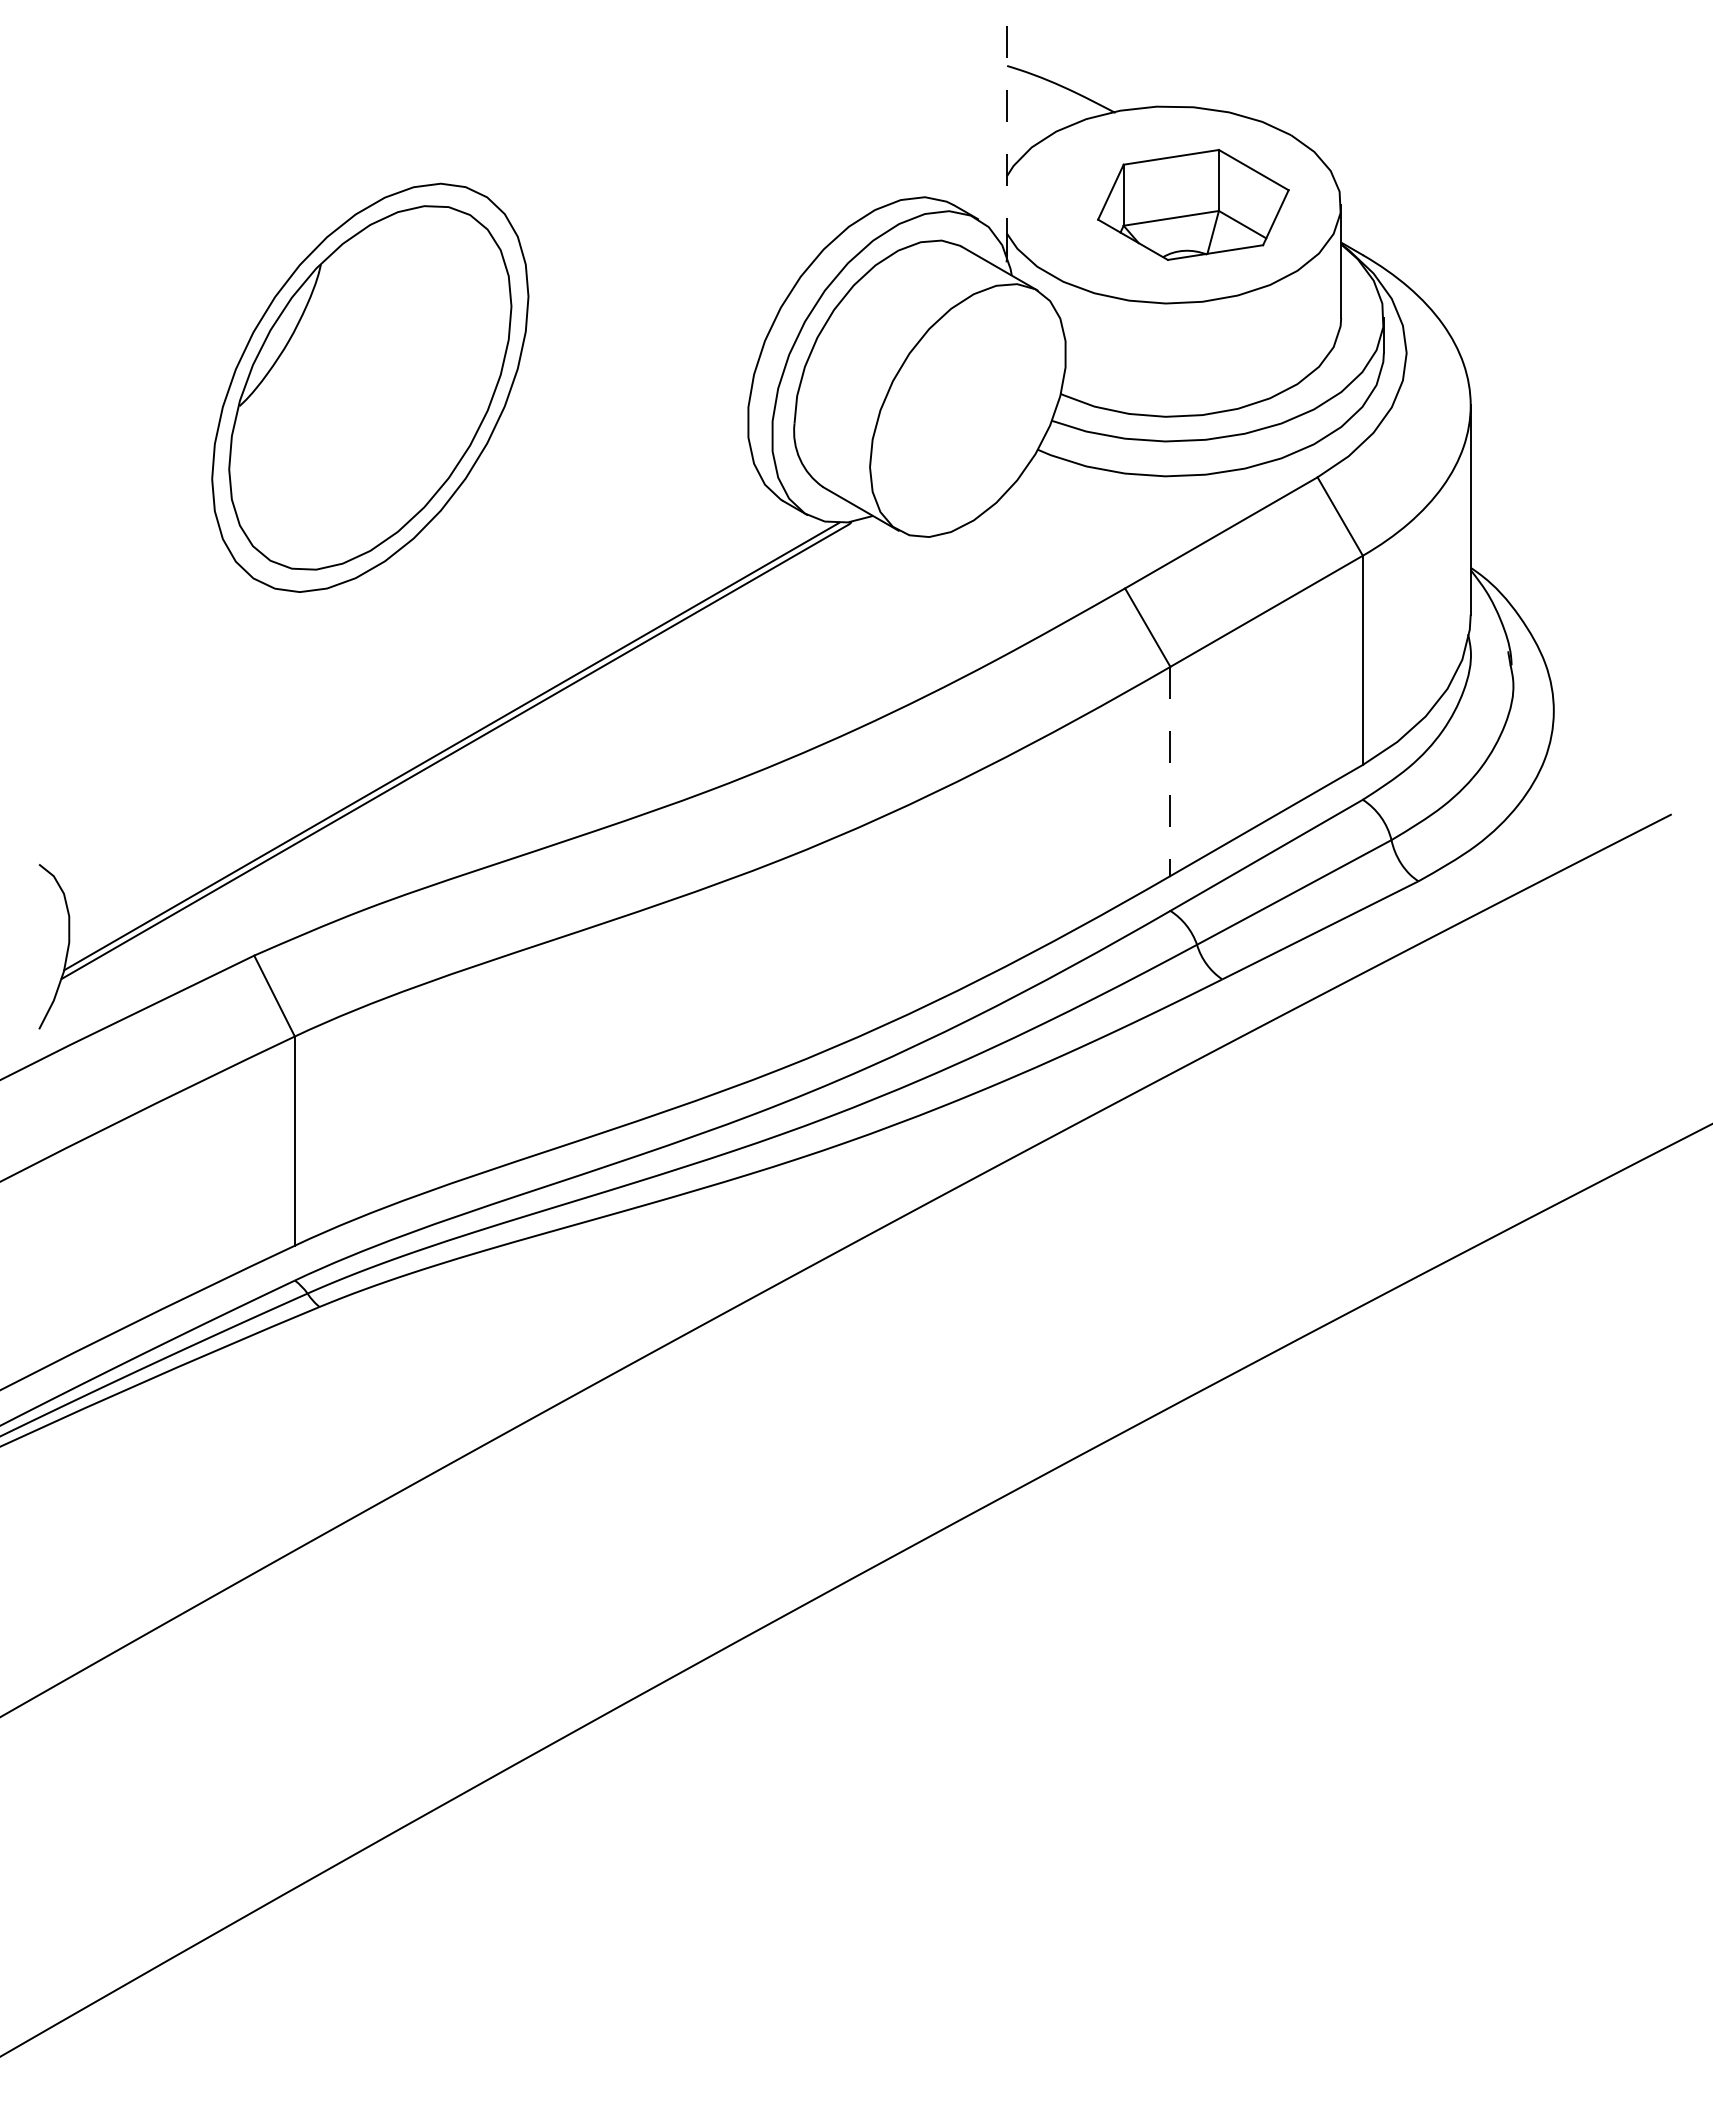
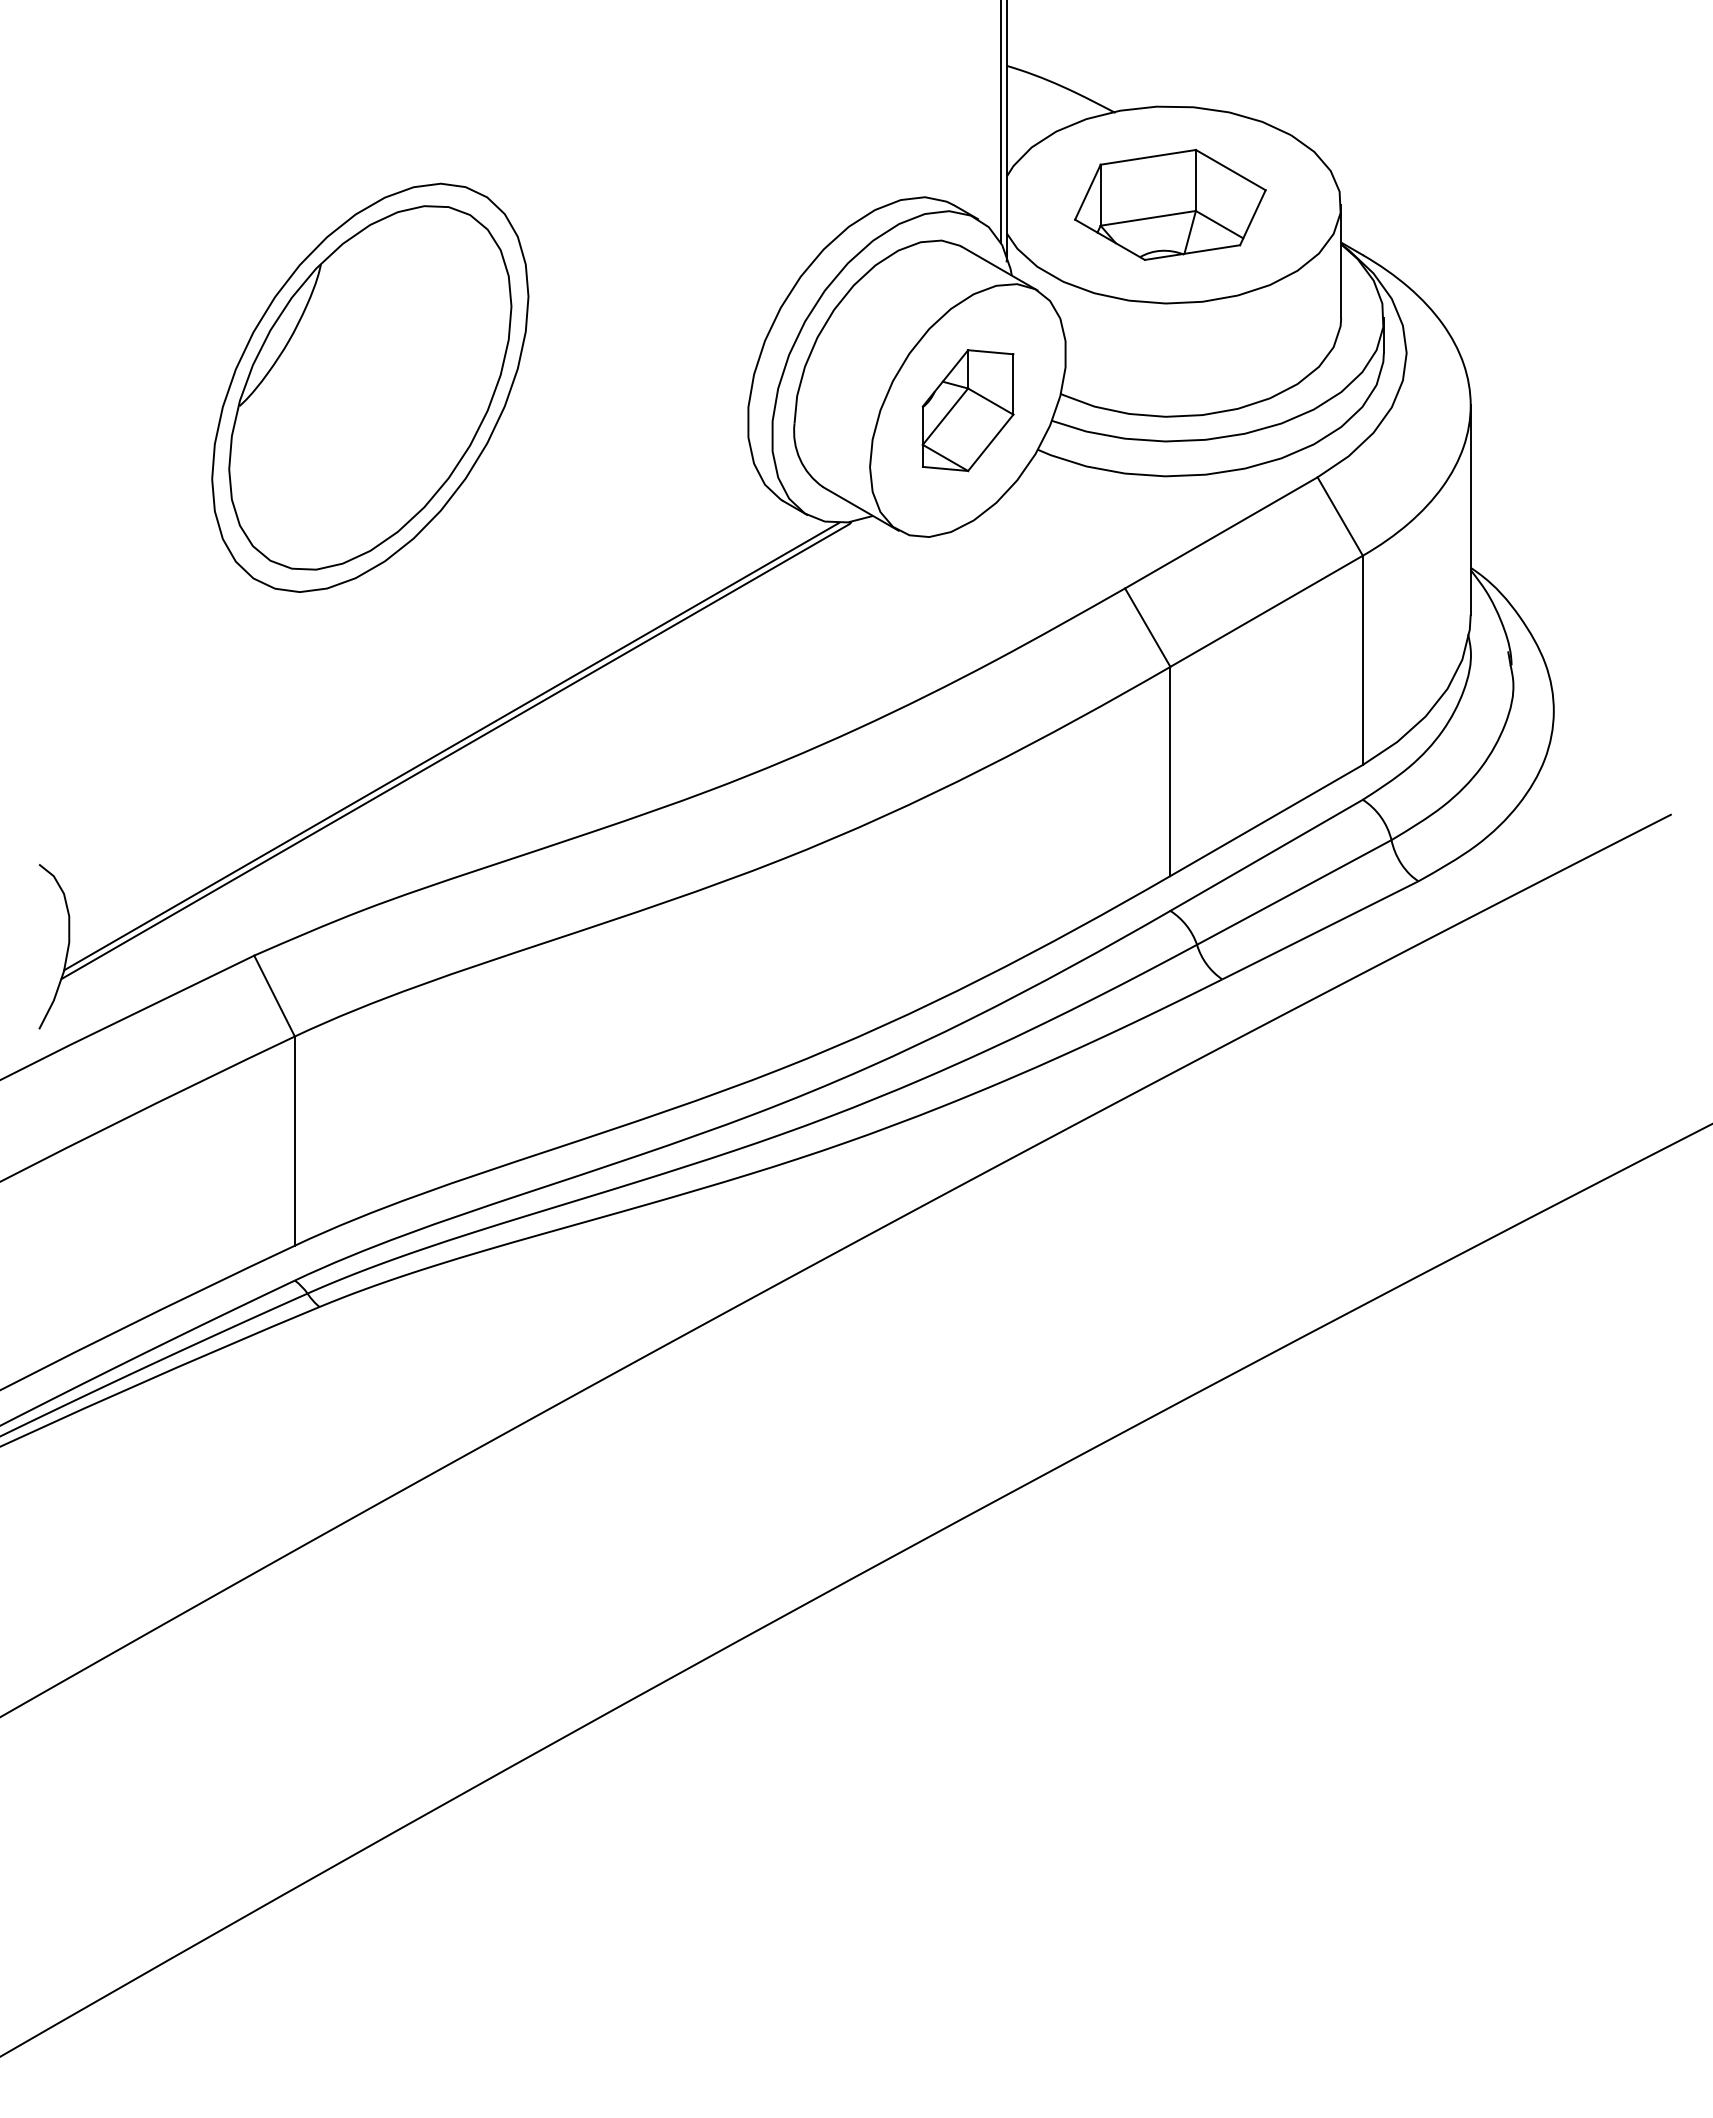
line: none -> present (1000, 122)
line: dashed -> solid (1007, 125)
part position: (1193, 204) -> (1170, 204) (1170, 204)
part: none -> present (967, 410)
line: dashed -> solid (1170, 771)
